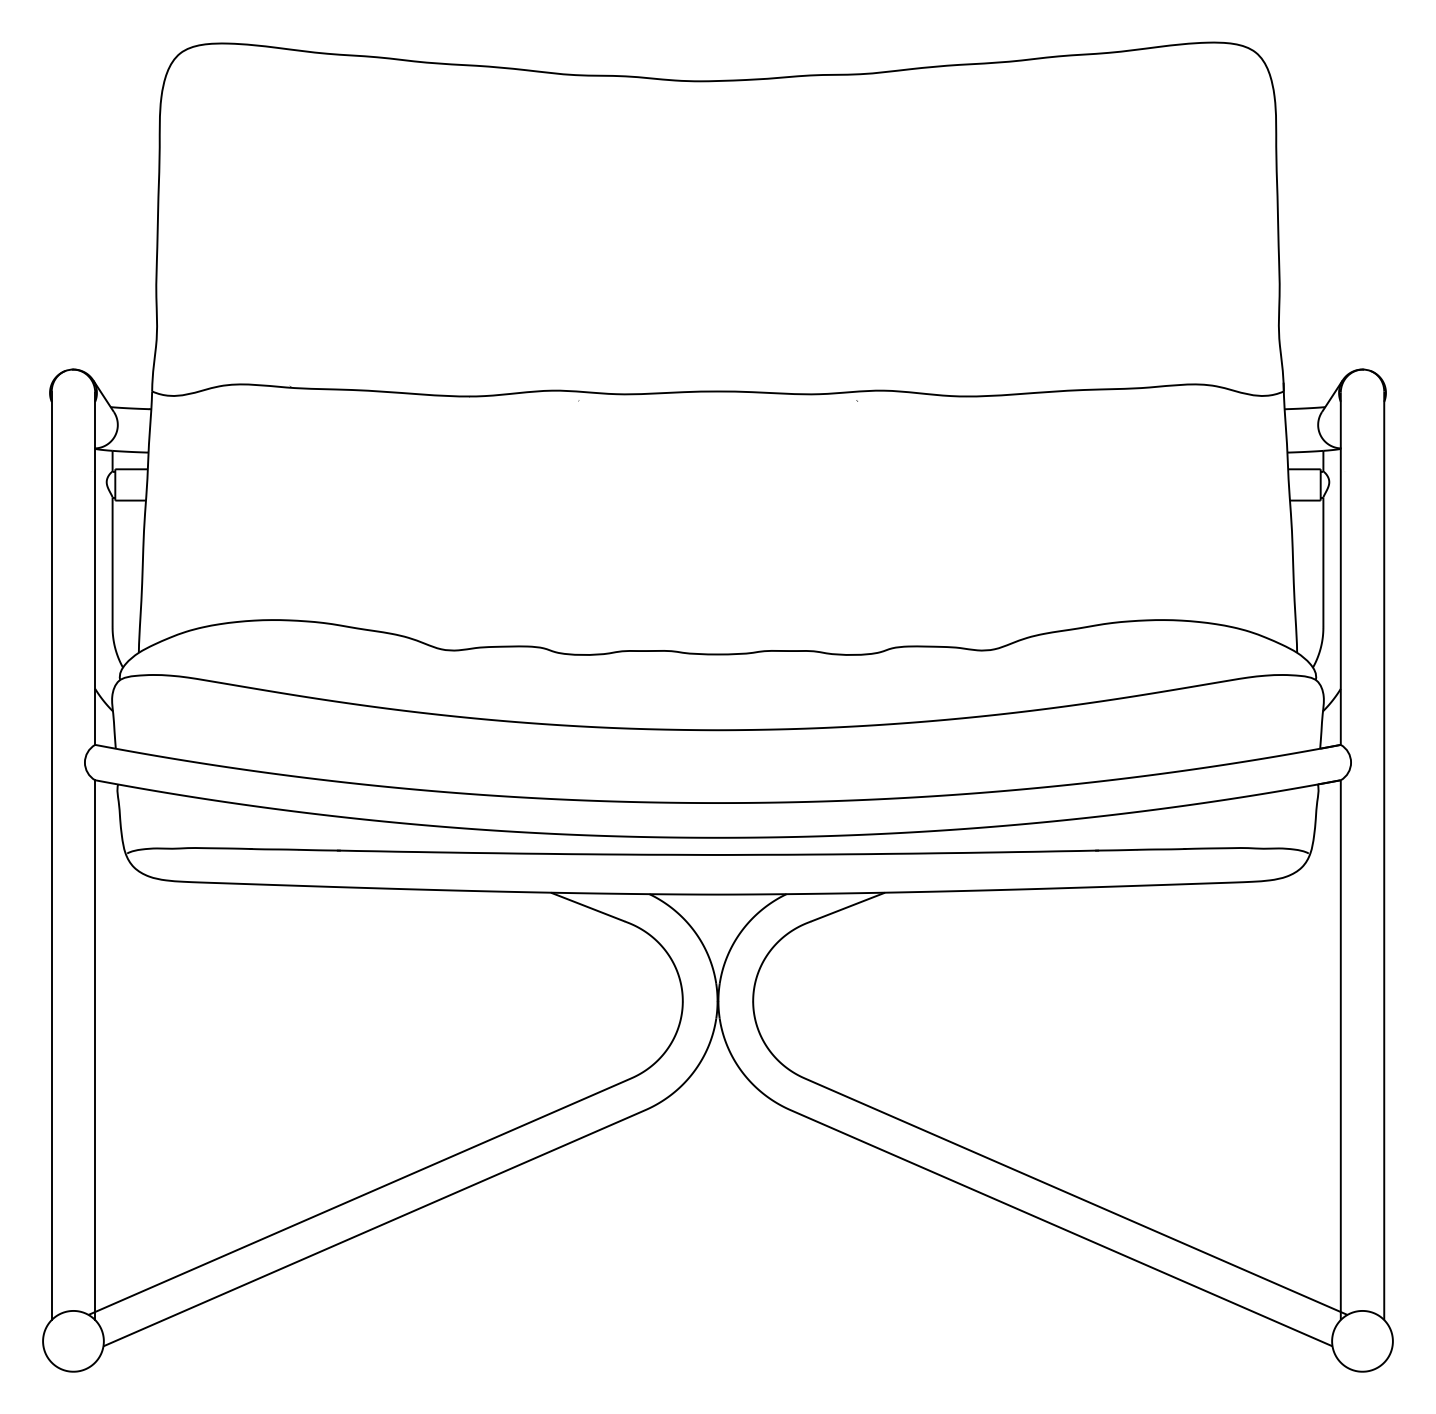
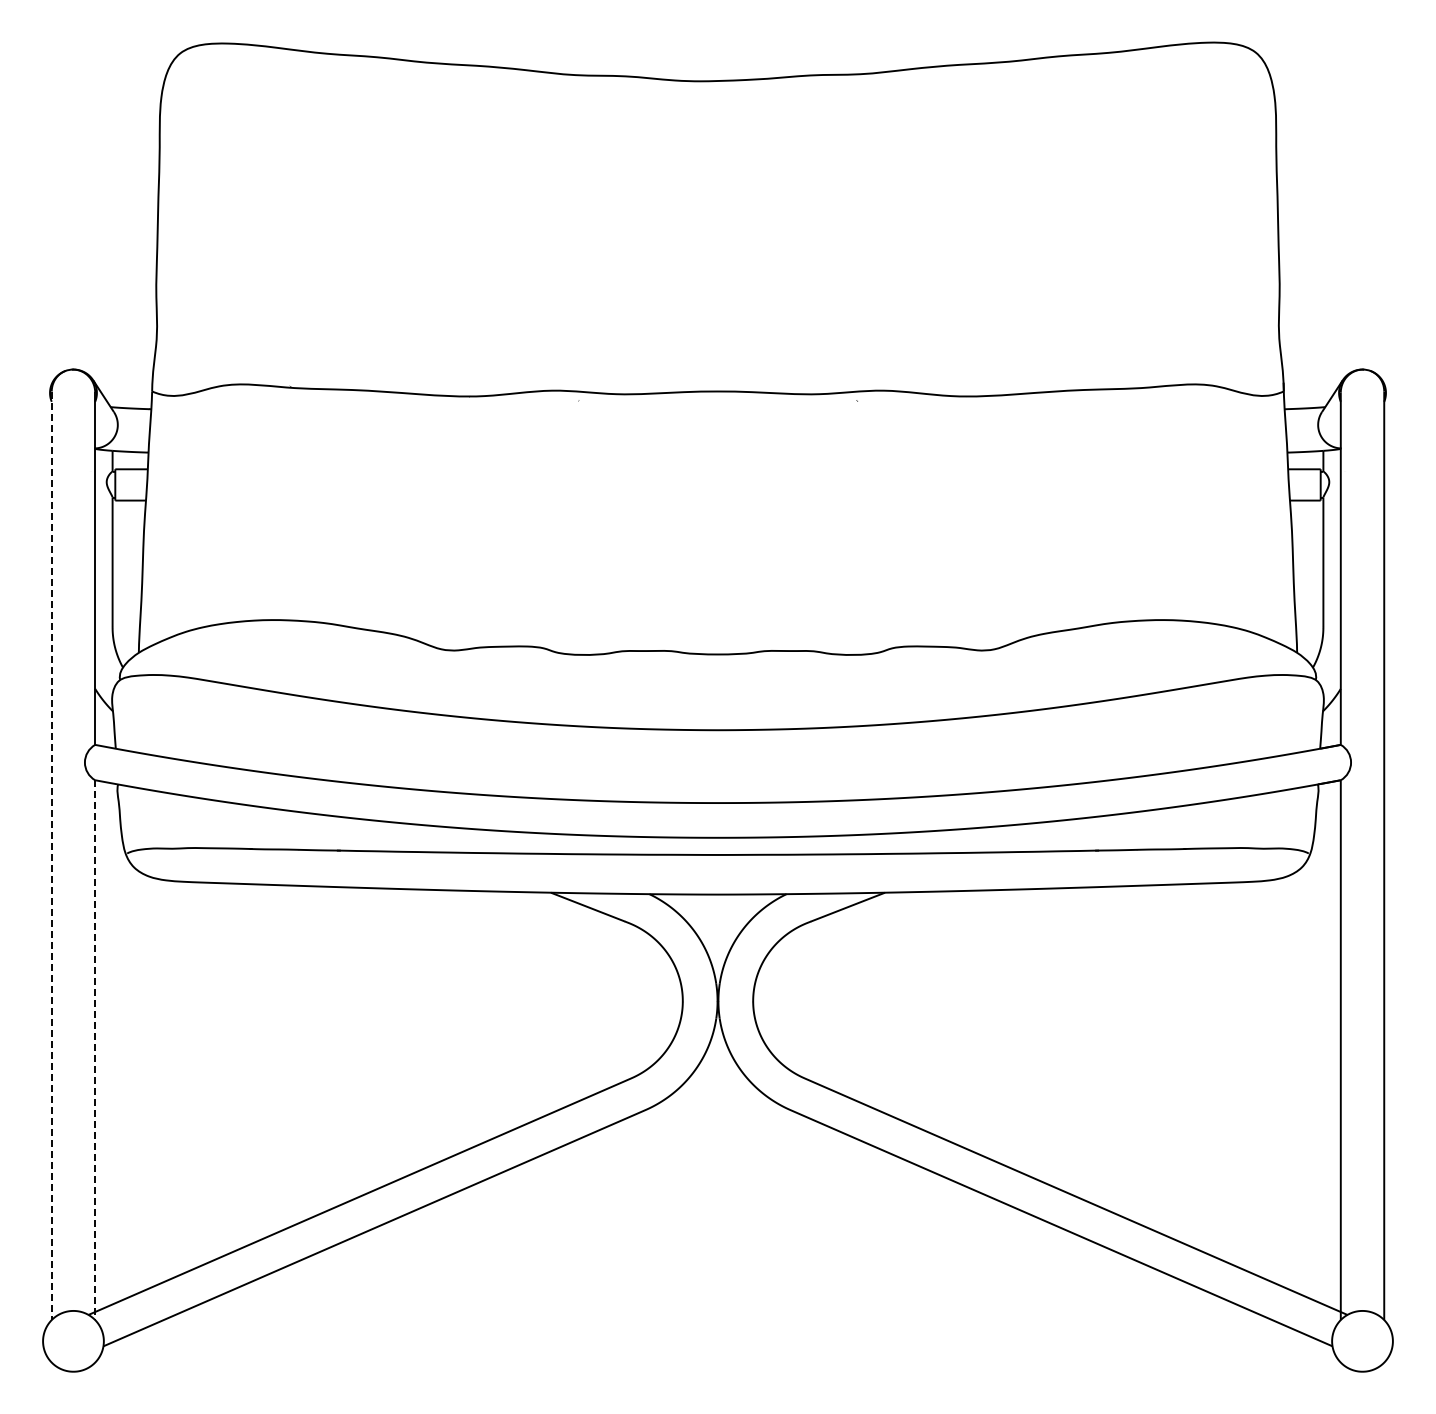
line: solid -> dashed (51, 856)
line: solid -> dashed (95, 1050)
